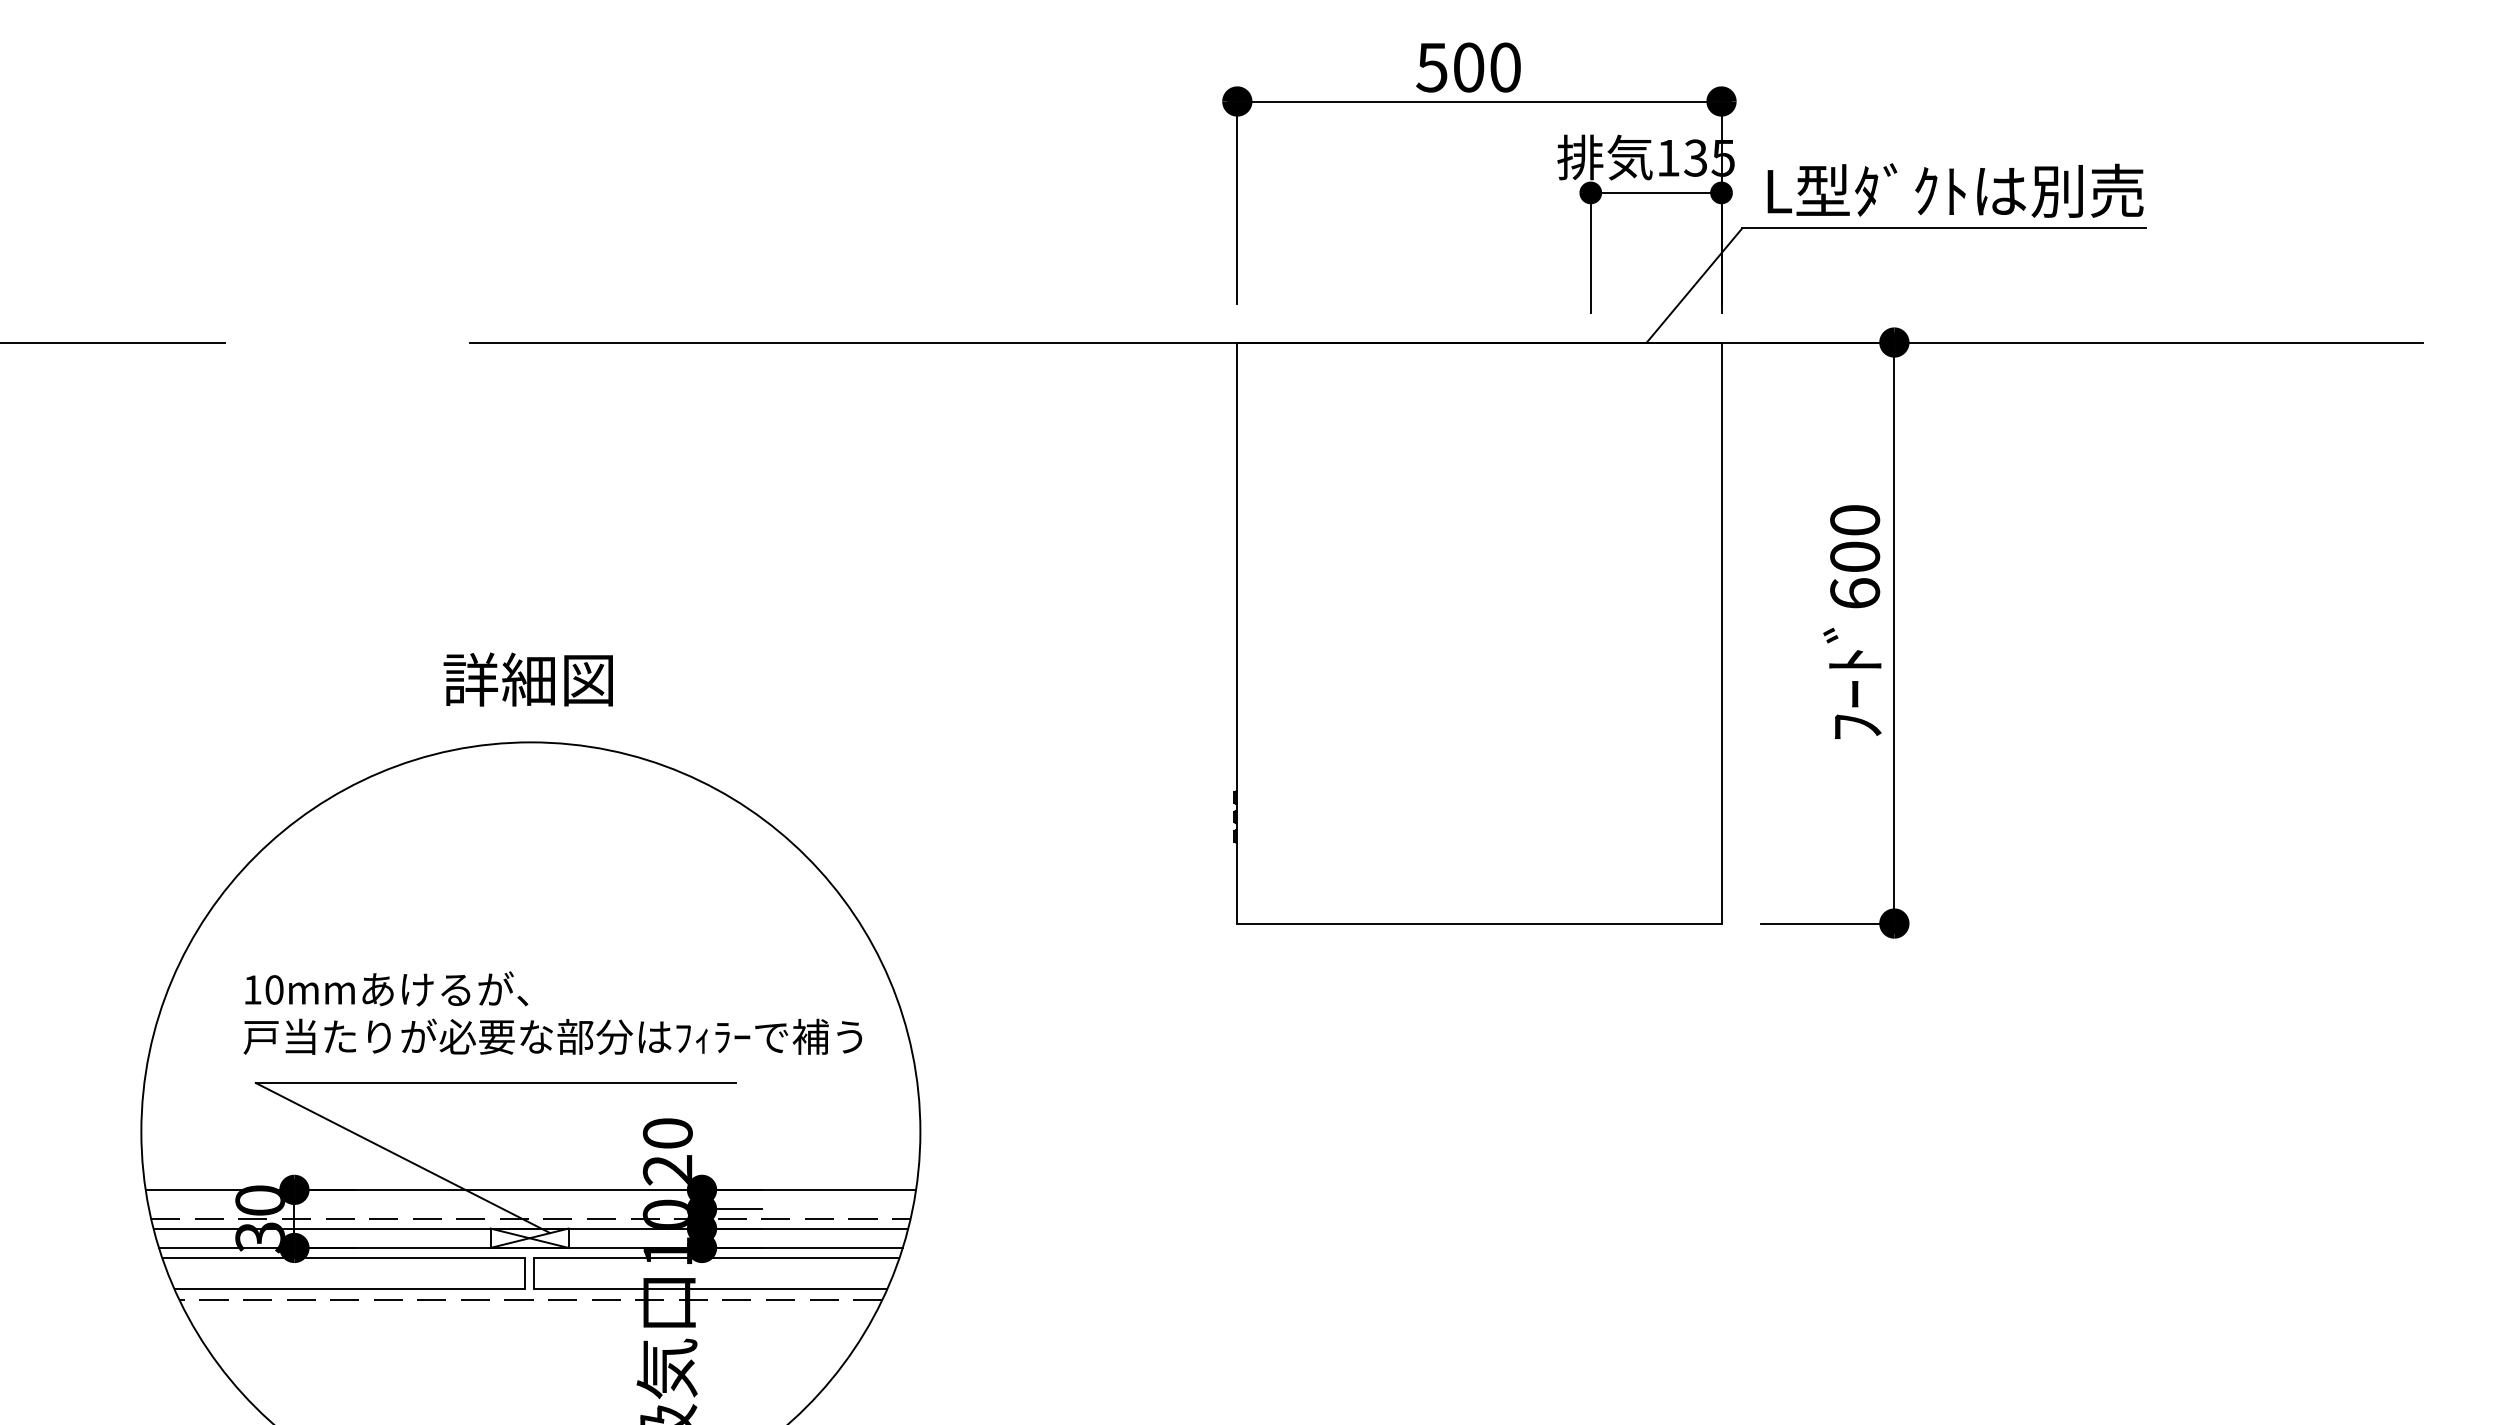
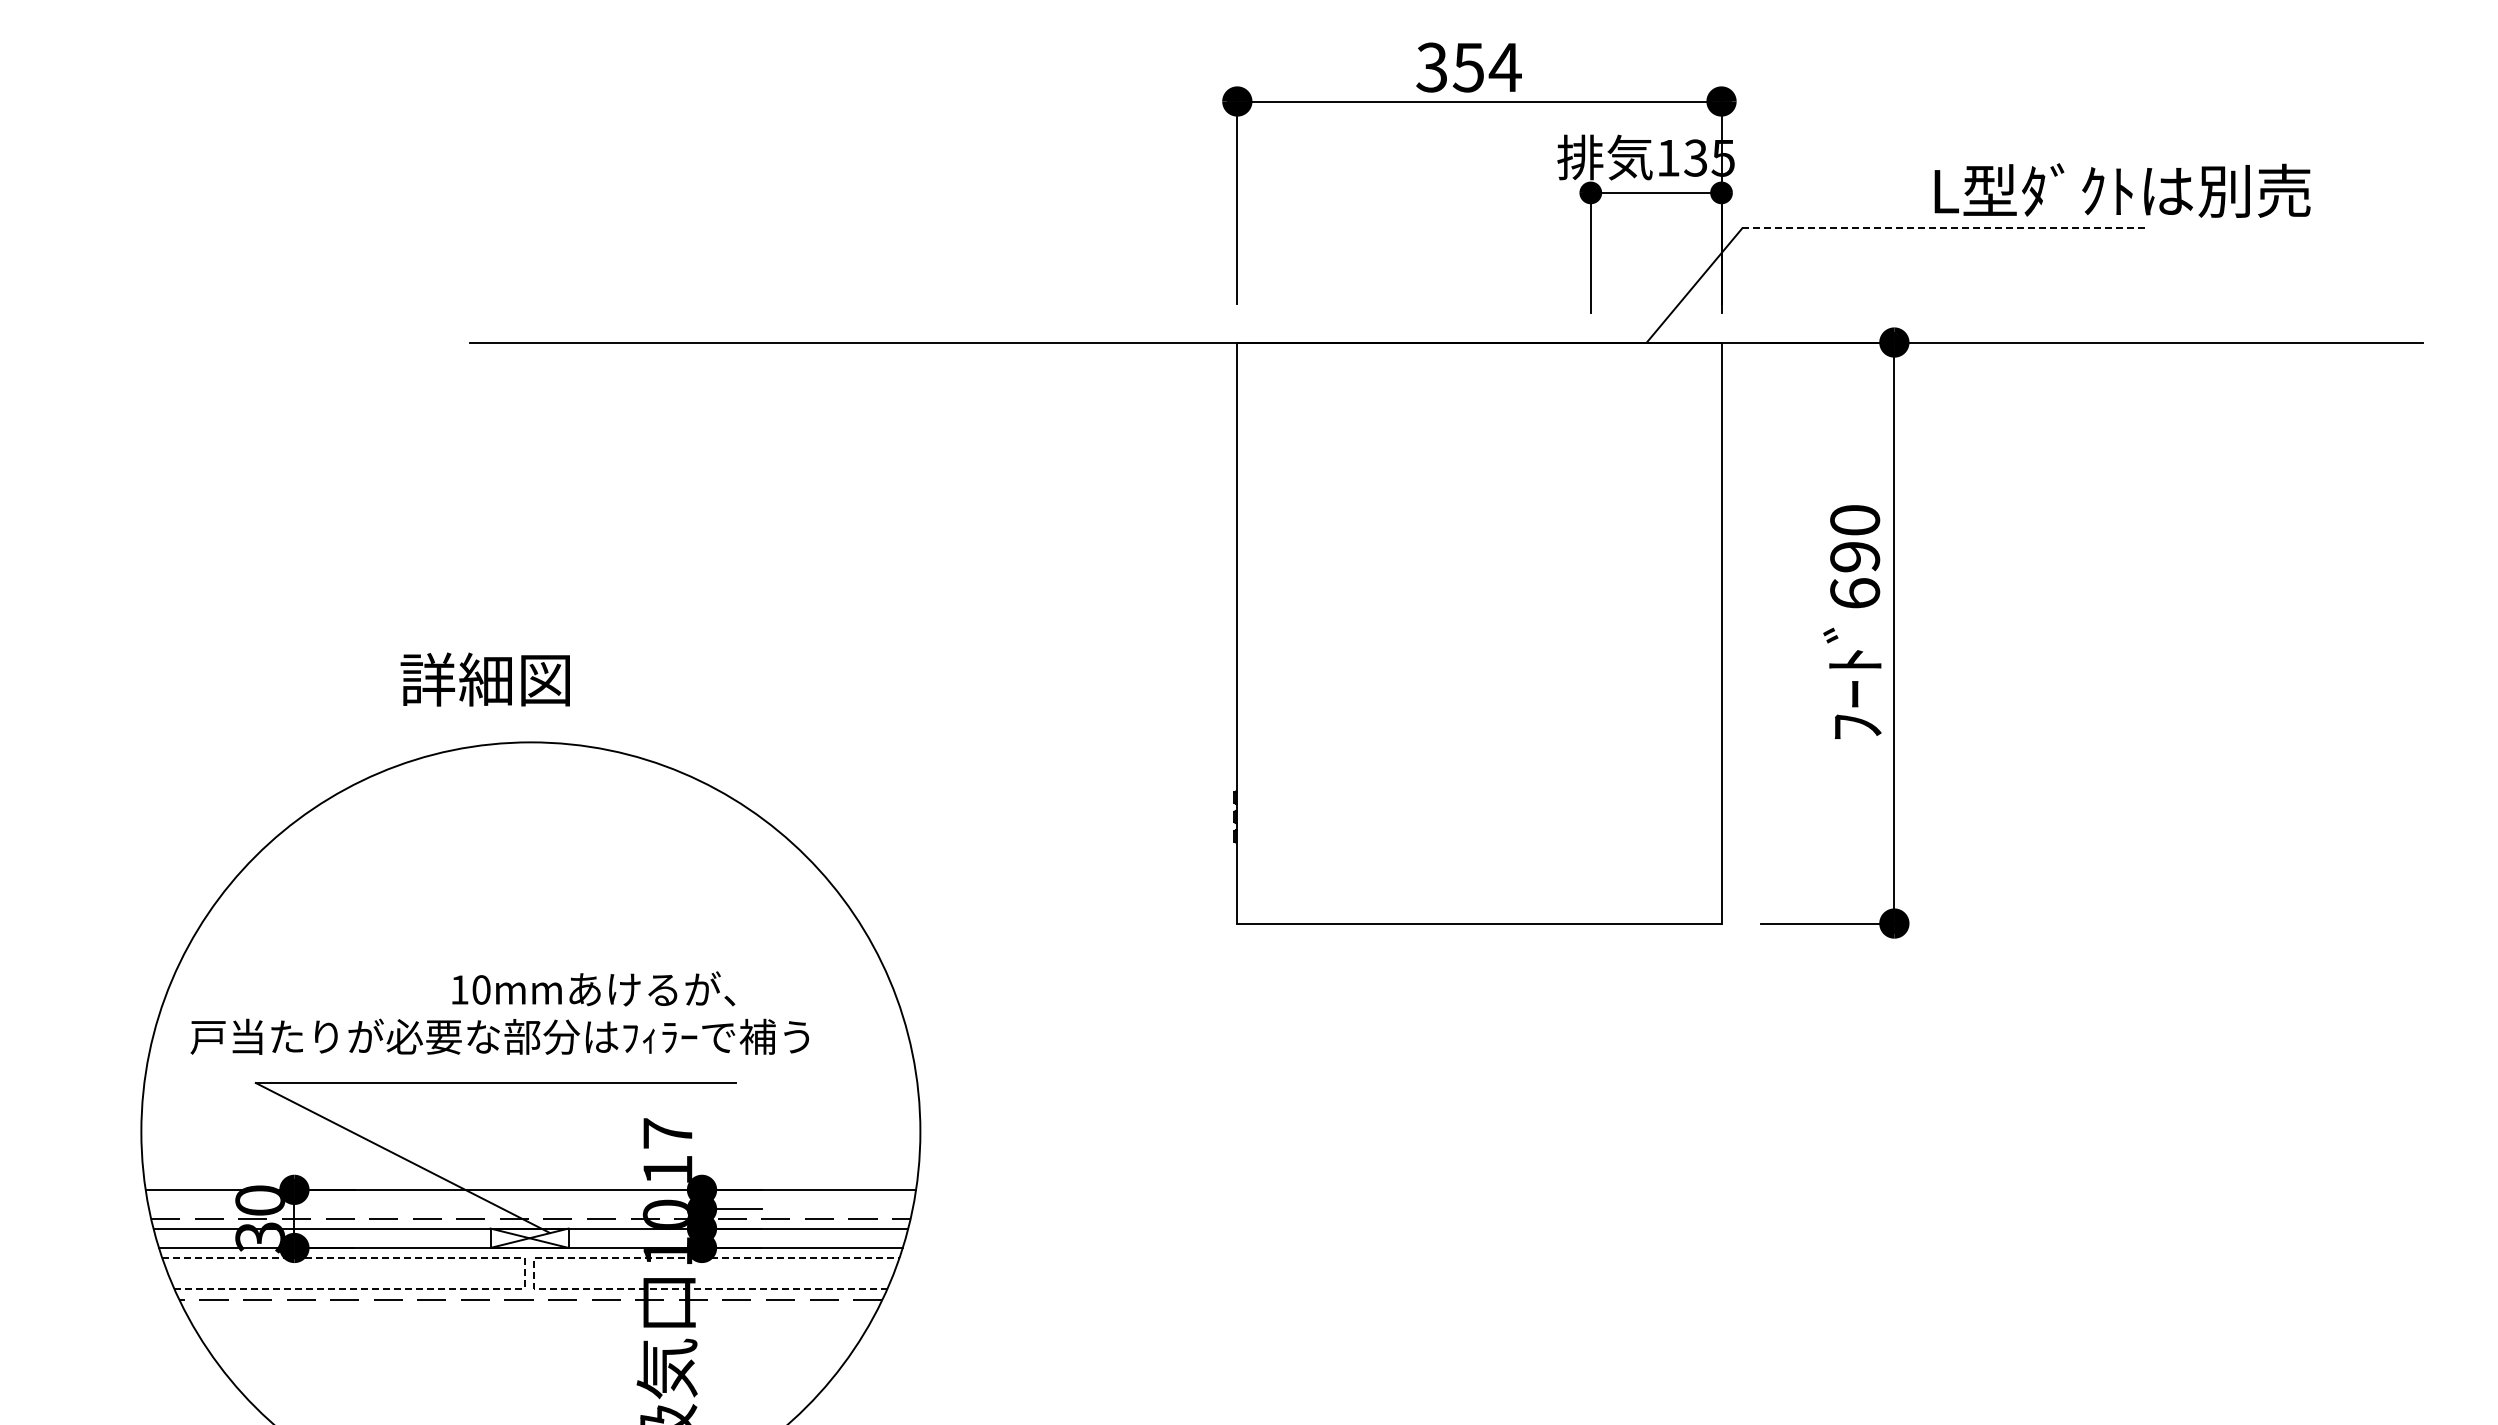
text: 500 -> 354 (1468, 67)
text position: (1955, 190) -> (2122, 190) (2122, 190)
line: solid -> dashed (1944, 228)
line: present -> none (113, 342)
text: 600 -> 690 (1855, 556)
text position: (527, 679) -> (484, 679) (484, 679)
text position: (386, 988) -> (593, 988) (593, 988)
text position: (552, 1036) -> (499, 1036) (499, 1036)
text: 20 -> 17 (667, 1151)
line: solid -> dashed (534, 1266)
line: solid -> dashed (524, 1267)
